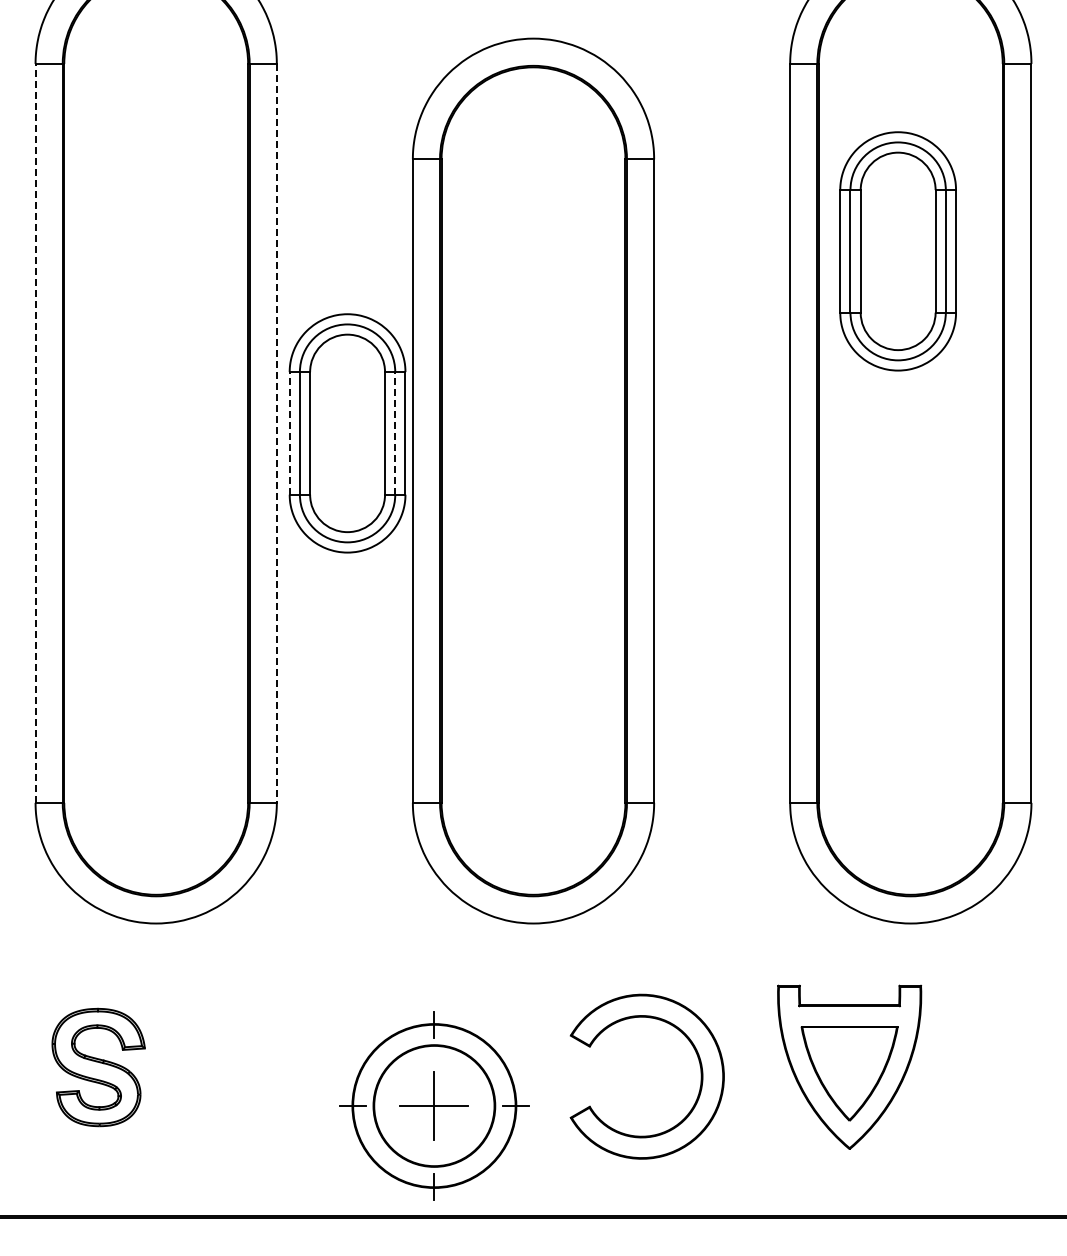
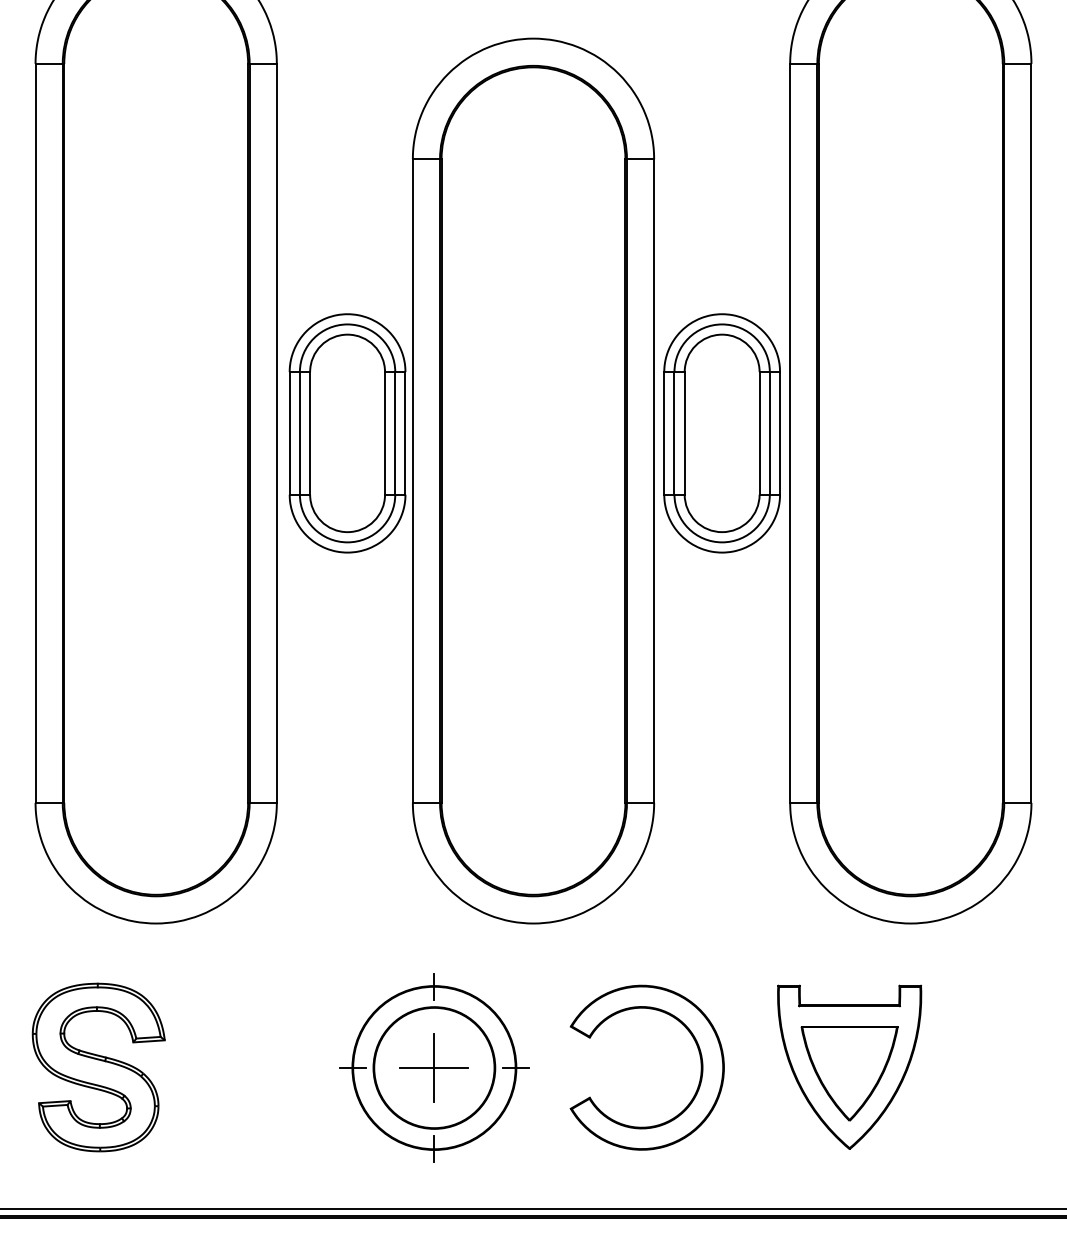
part position: (897, 251) -> (721, 433) (721, 433)
line: dashed -> solid (35, 432)
line: dashed -> solid (289, 432)
line: dashed -> solid (395, 432)
line: dashed -> solid (276, 433)
part size: 95x121 px -> 135x171 px (98, 1067)
part position: (700, 1076) -> (700, 1067) (700, 1067)
part position: (434, 1105) -> (434, 1067) (434, 1067)
line: none -> present (532, 1209)
